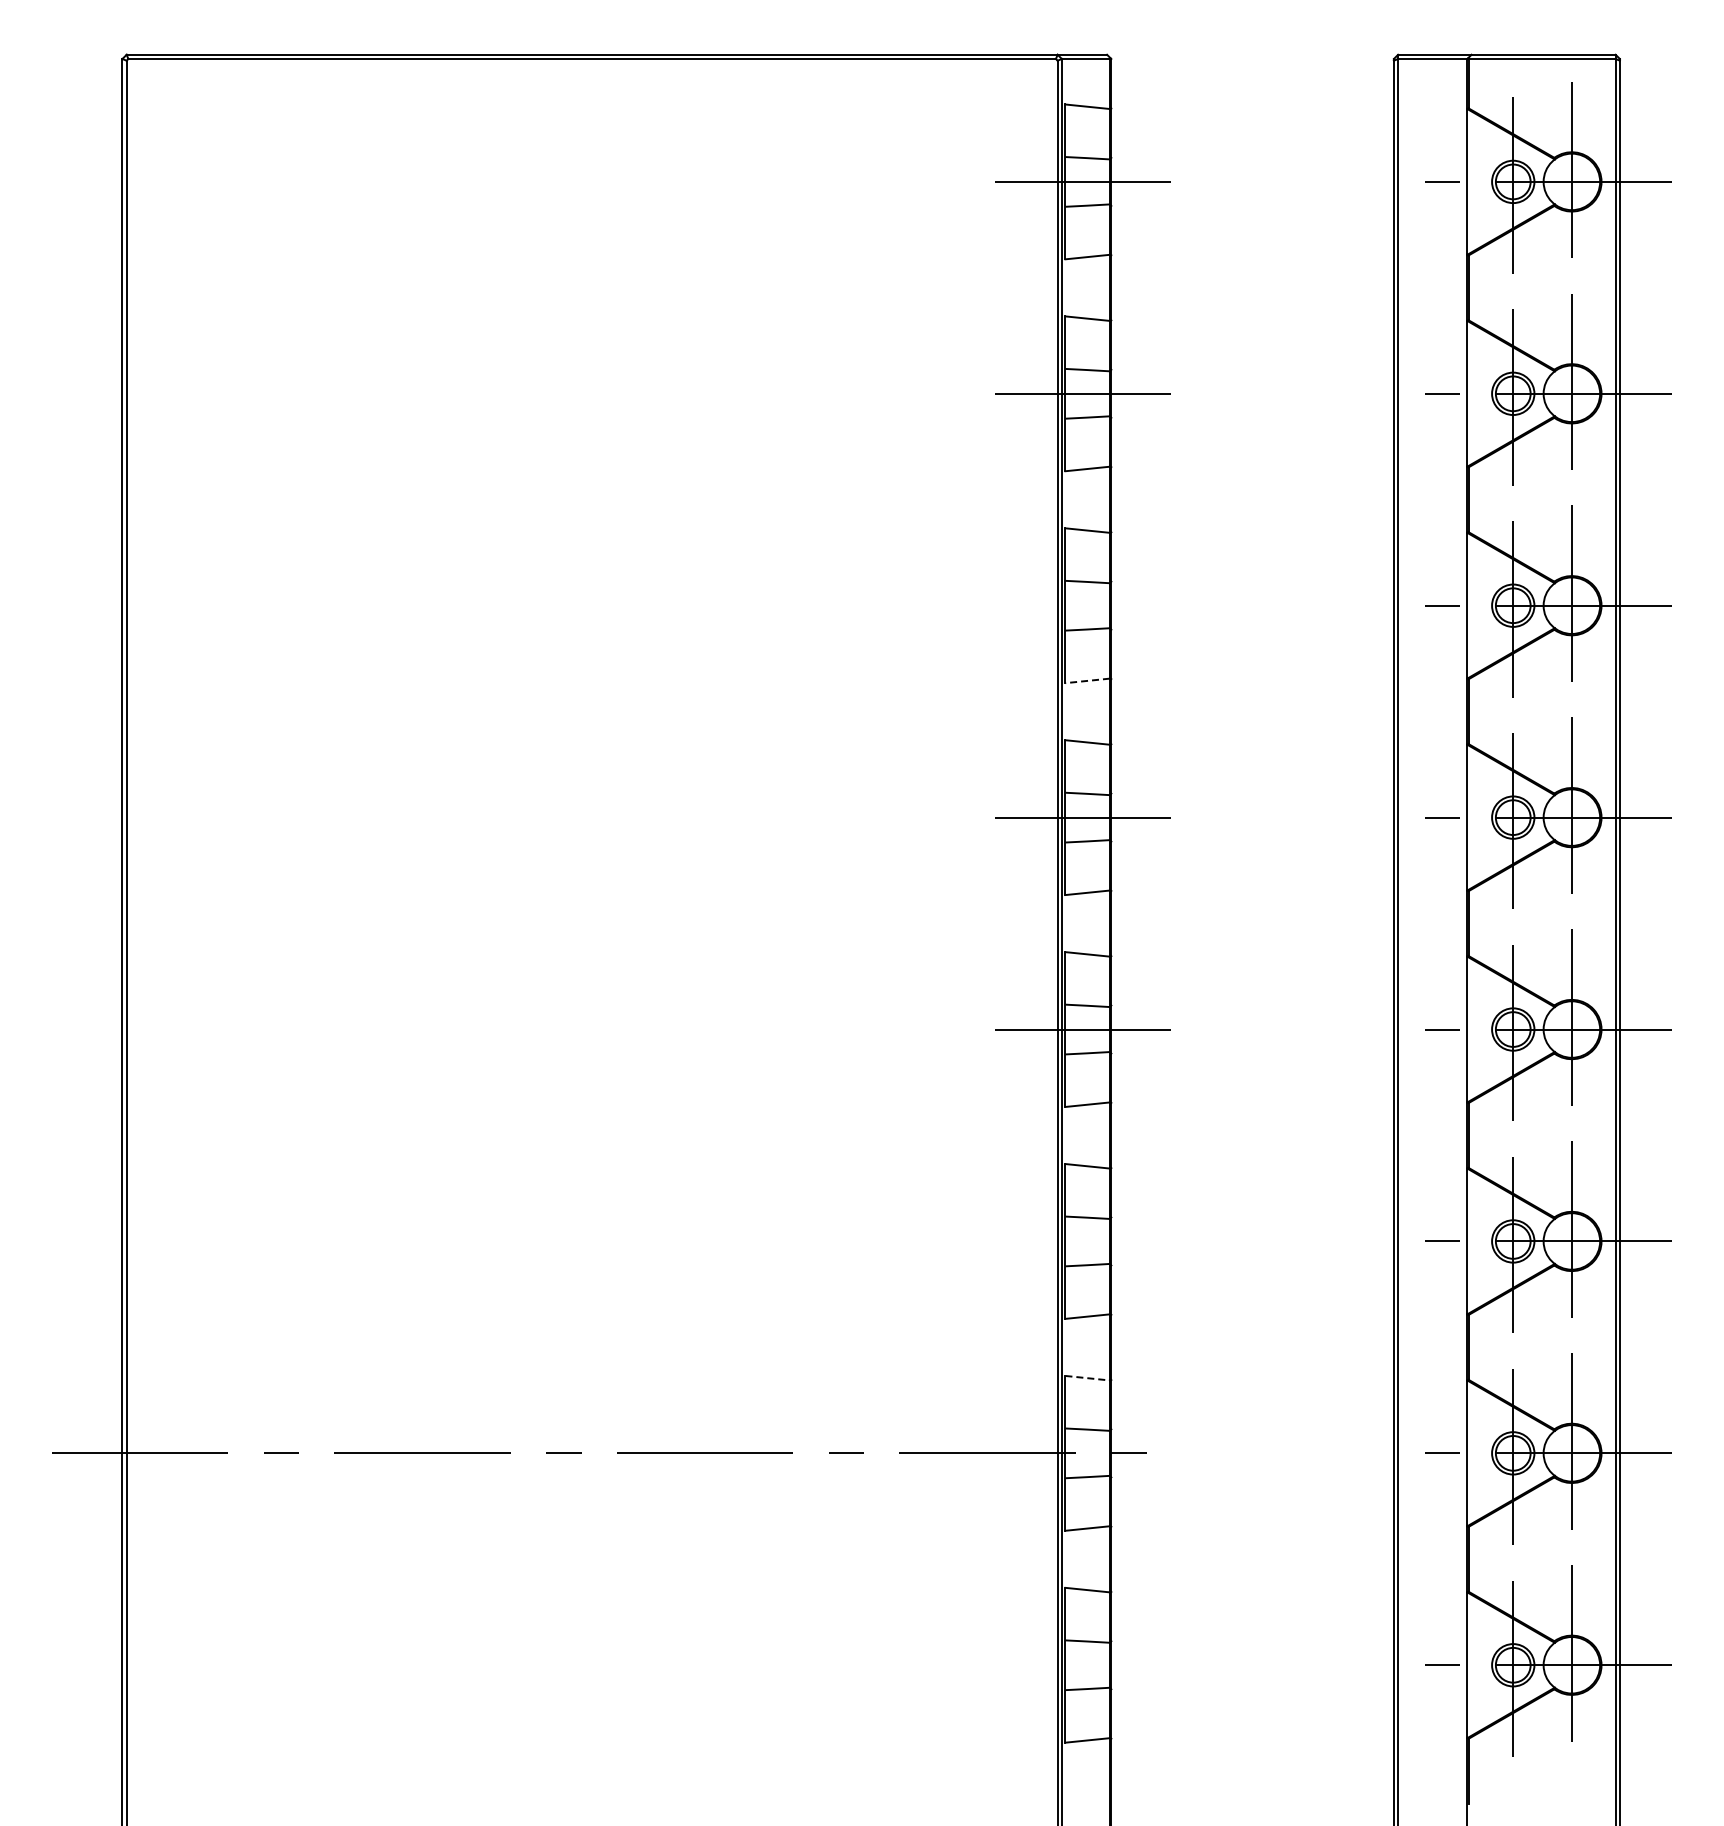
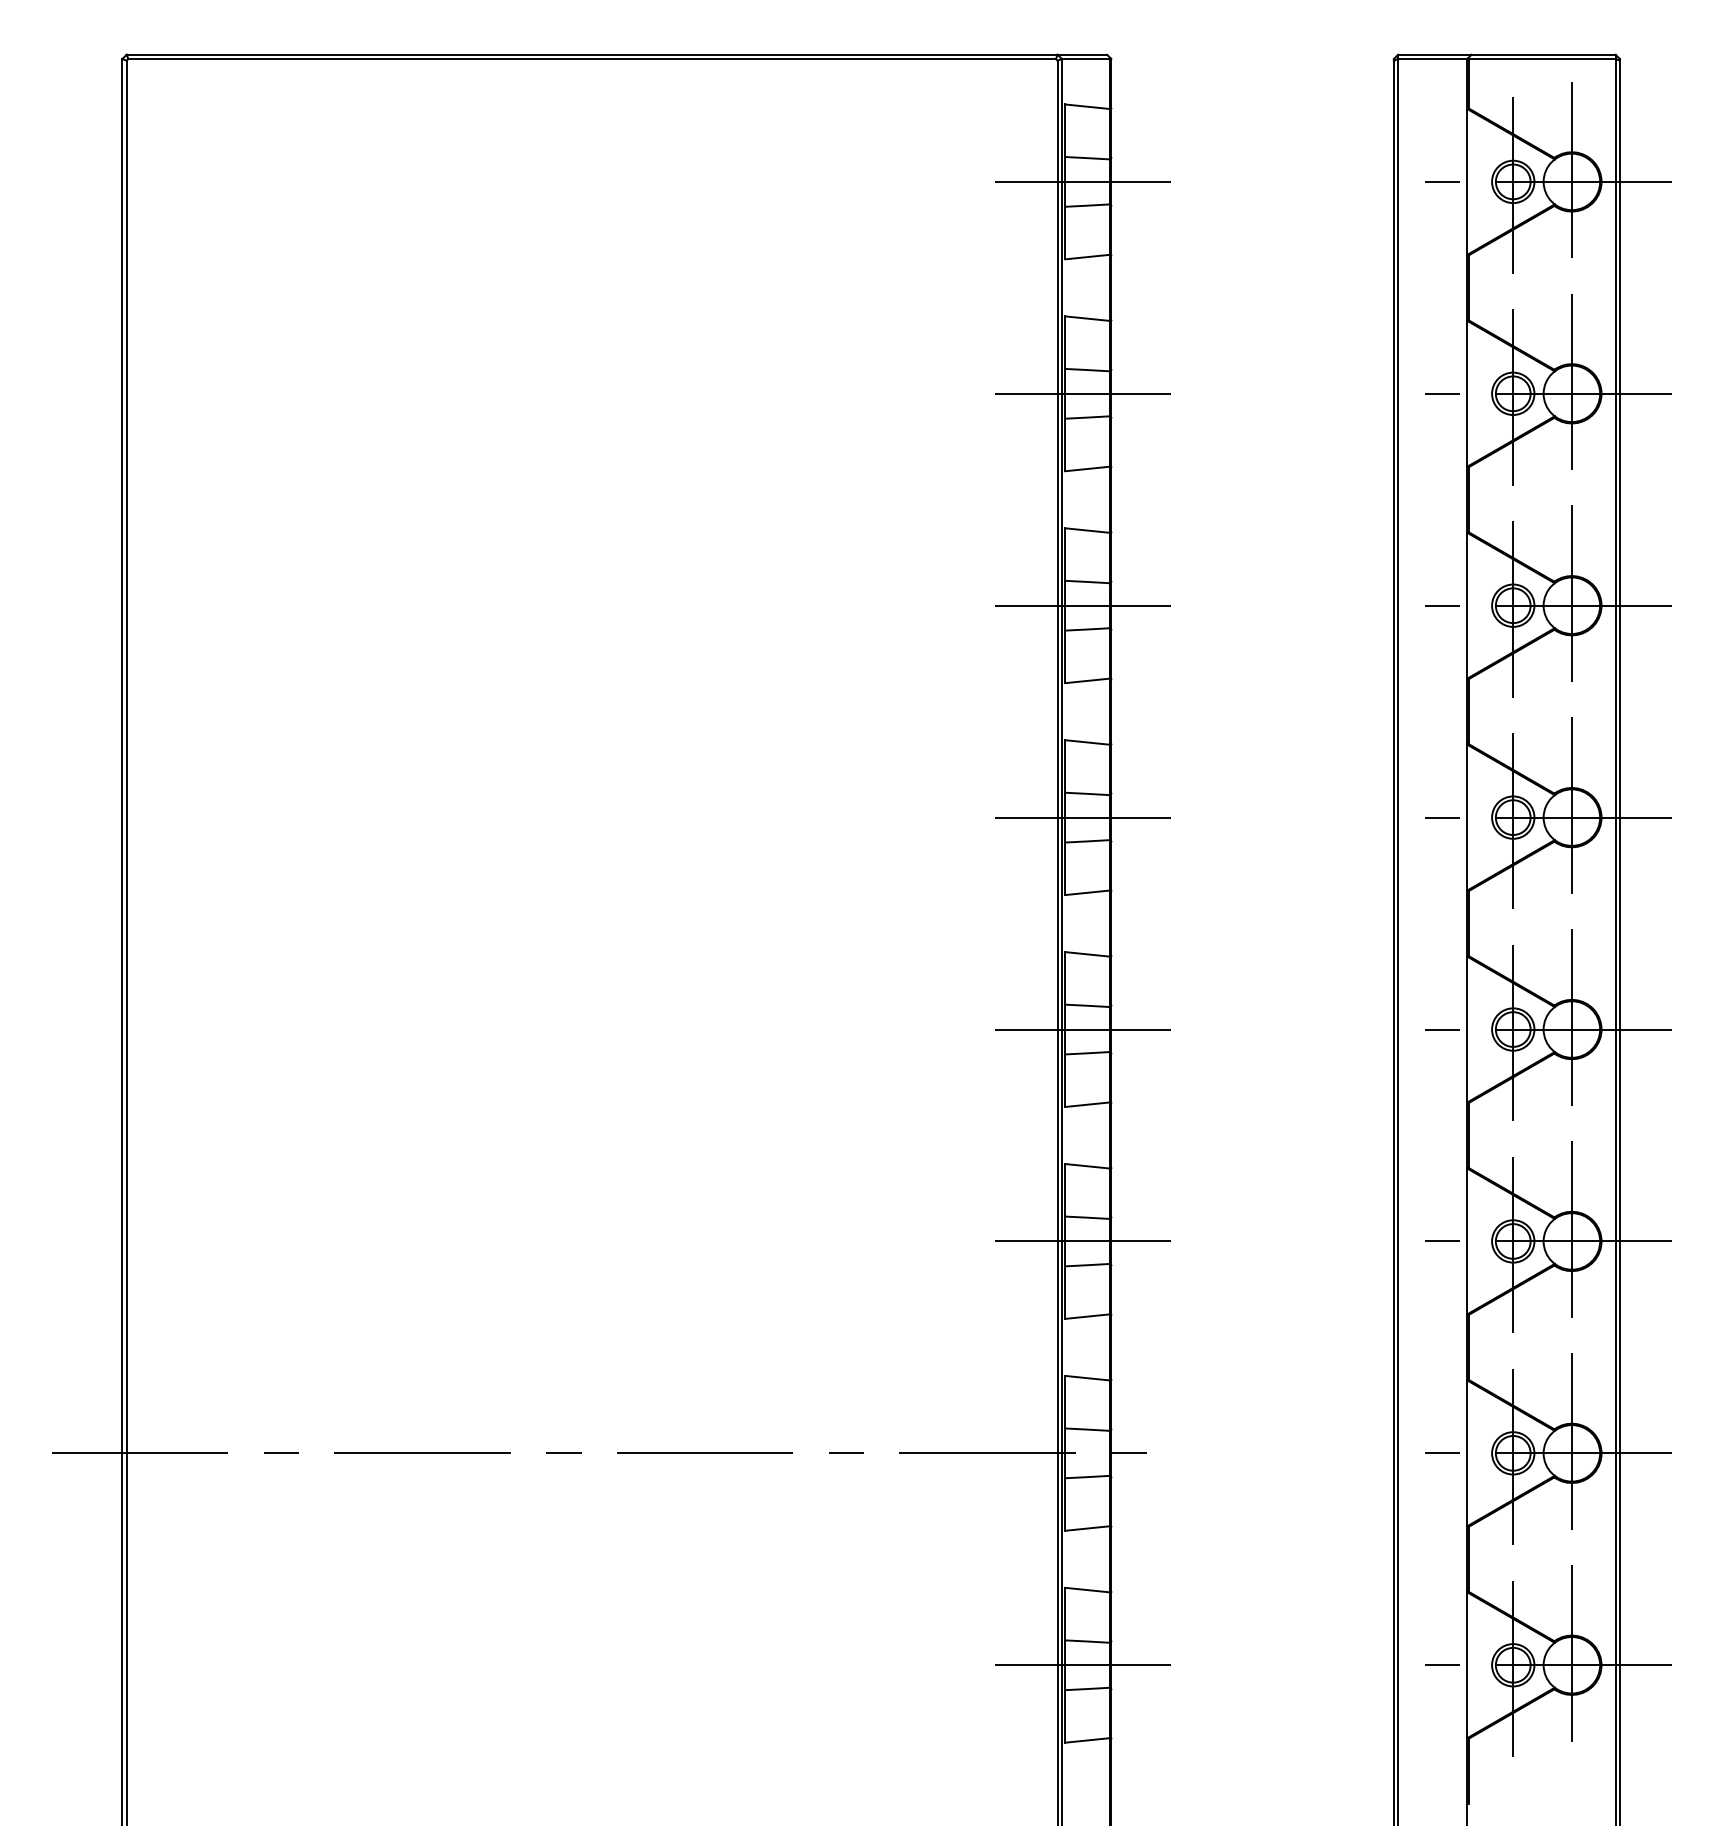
line: none -> present (1087, 605)
line: dashed -> solid (1087, 680)
line: none -> present (1087, 1241)
line: dashed -> solid (1088, 1378)
line: none -> present (1087, 1665)
